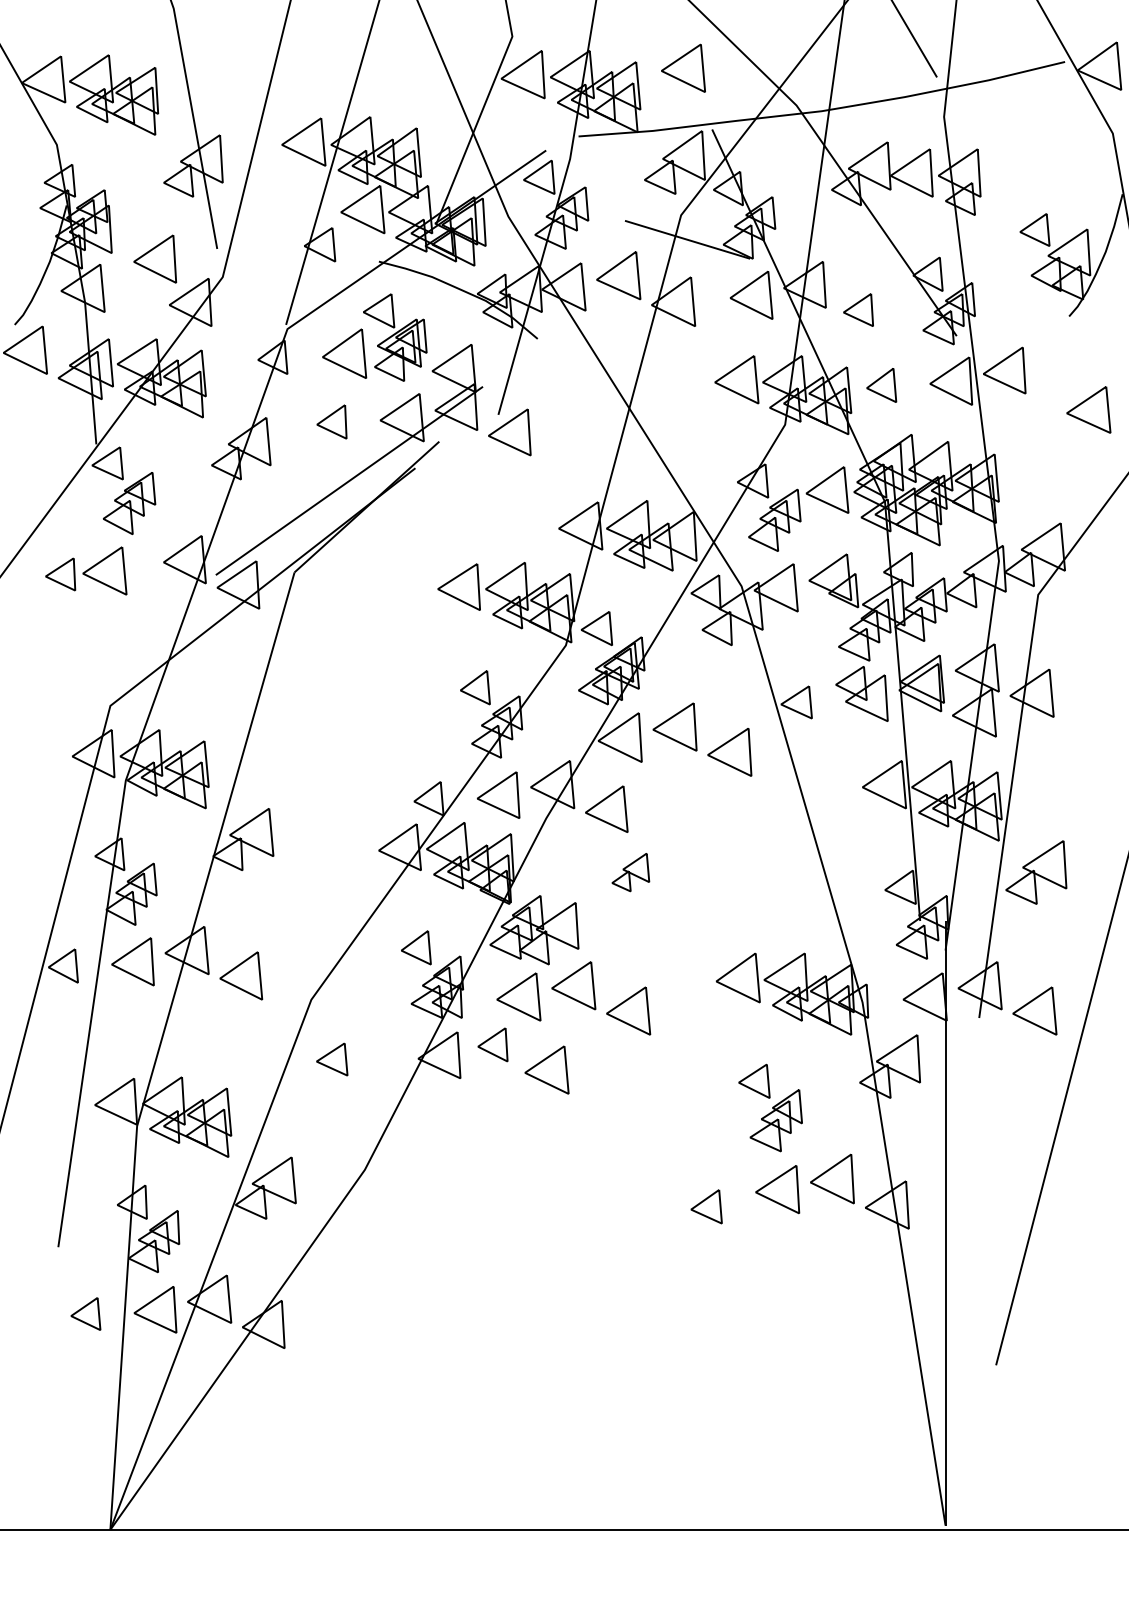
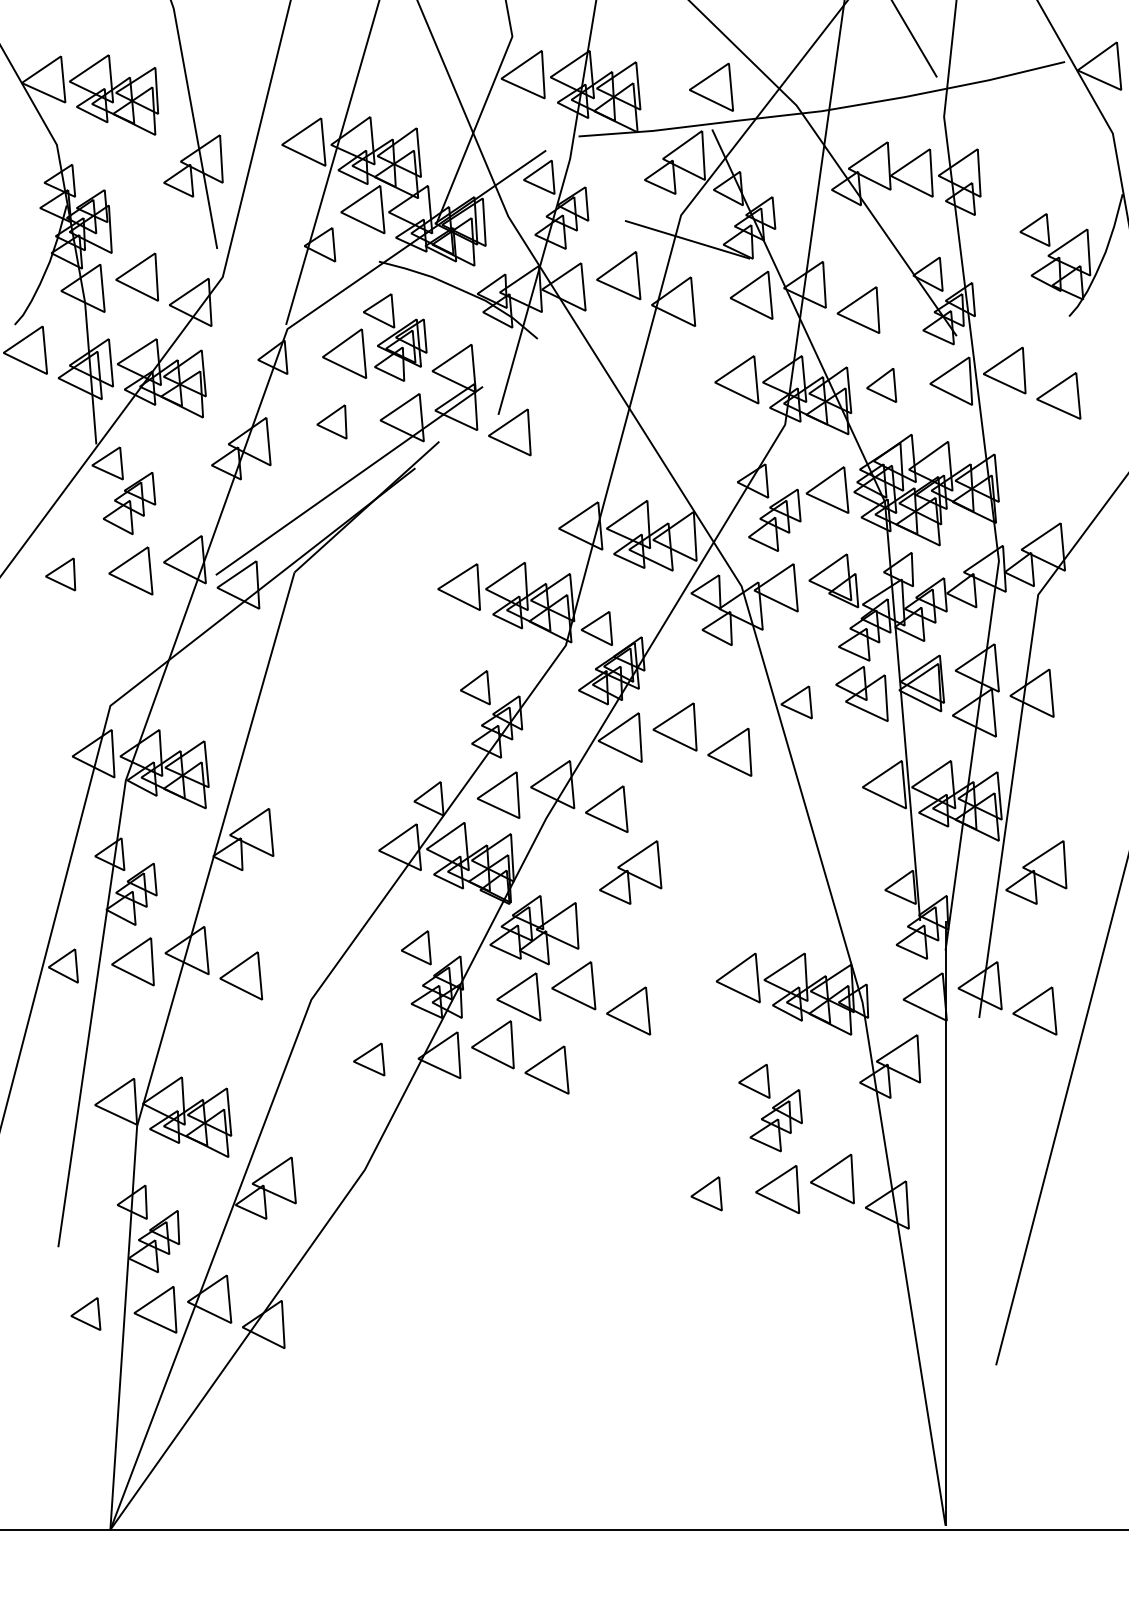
part position: (683, 67) -> (711, 86) (711, 86)
part position: (155, 258) -> (137, 276) (137, 276)
part size: 31x34 px -> 45x48 px (858, 309)
part position: (1088, 409) -> (1058, 395) (1058, 395)
part position: (104, 570) -> (130, 570) (130, 570)
part size: 40x40 px -> 64x65 px (630, 872)
part size: 32x36 px -> 44x50 px (492, 1044)
part position: (332, 1059) -> (369, 1059) (369, 1059)
part position: (706, 1206) -> (706, 1193) (706, 1193)
